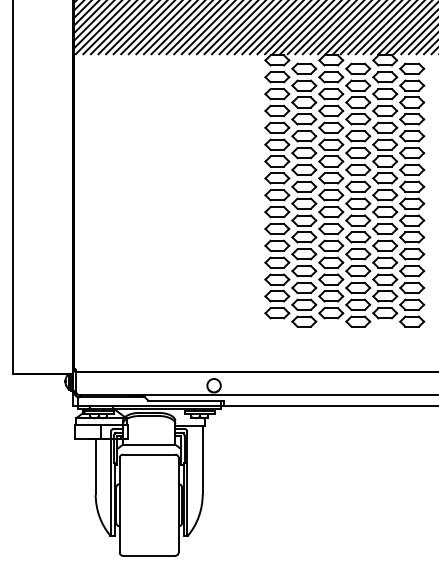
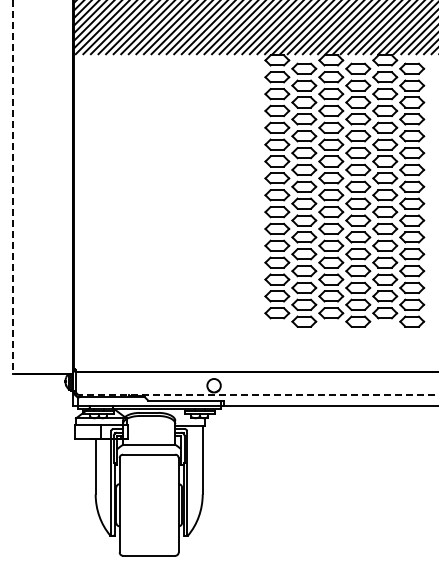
line: solid -> dashed (13, 187)
line: solid -> dashed (259, 395)
